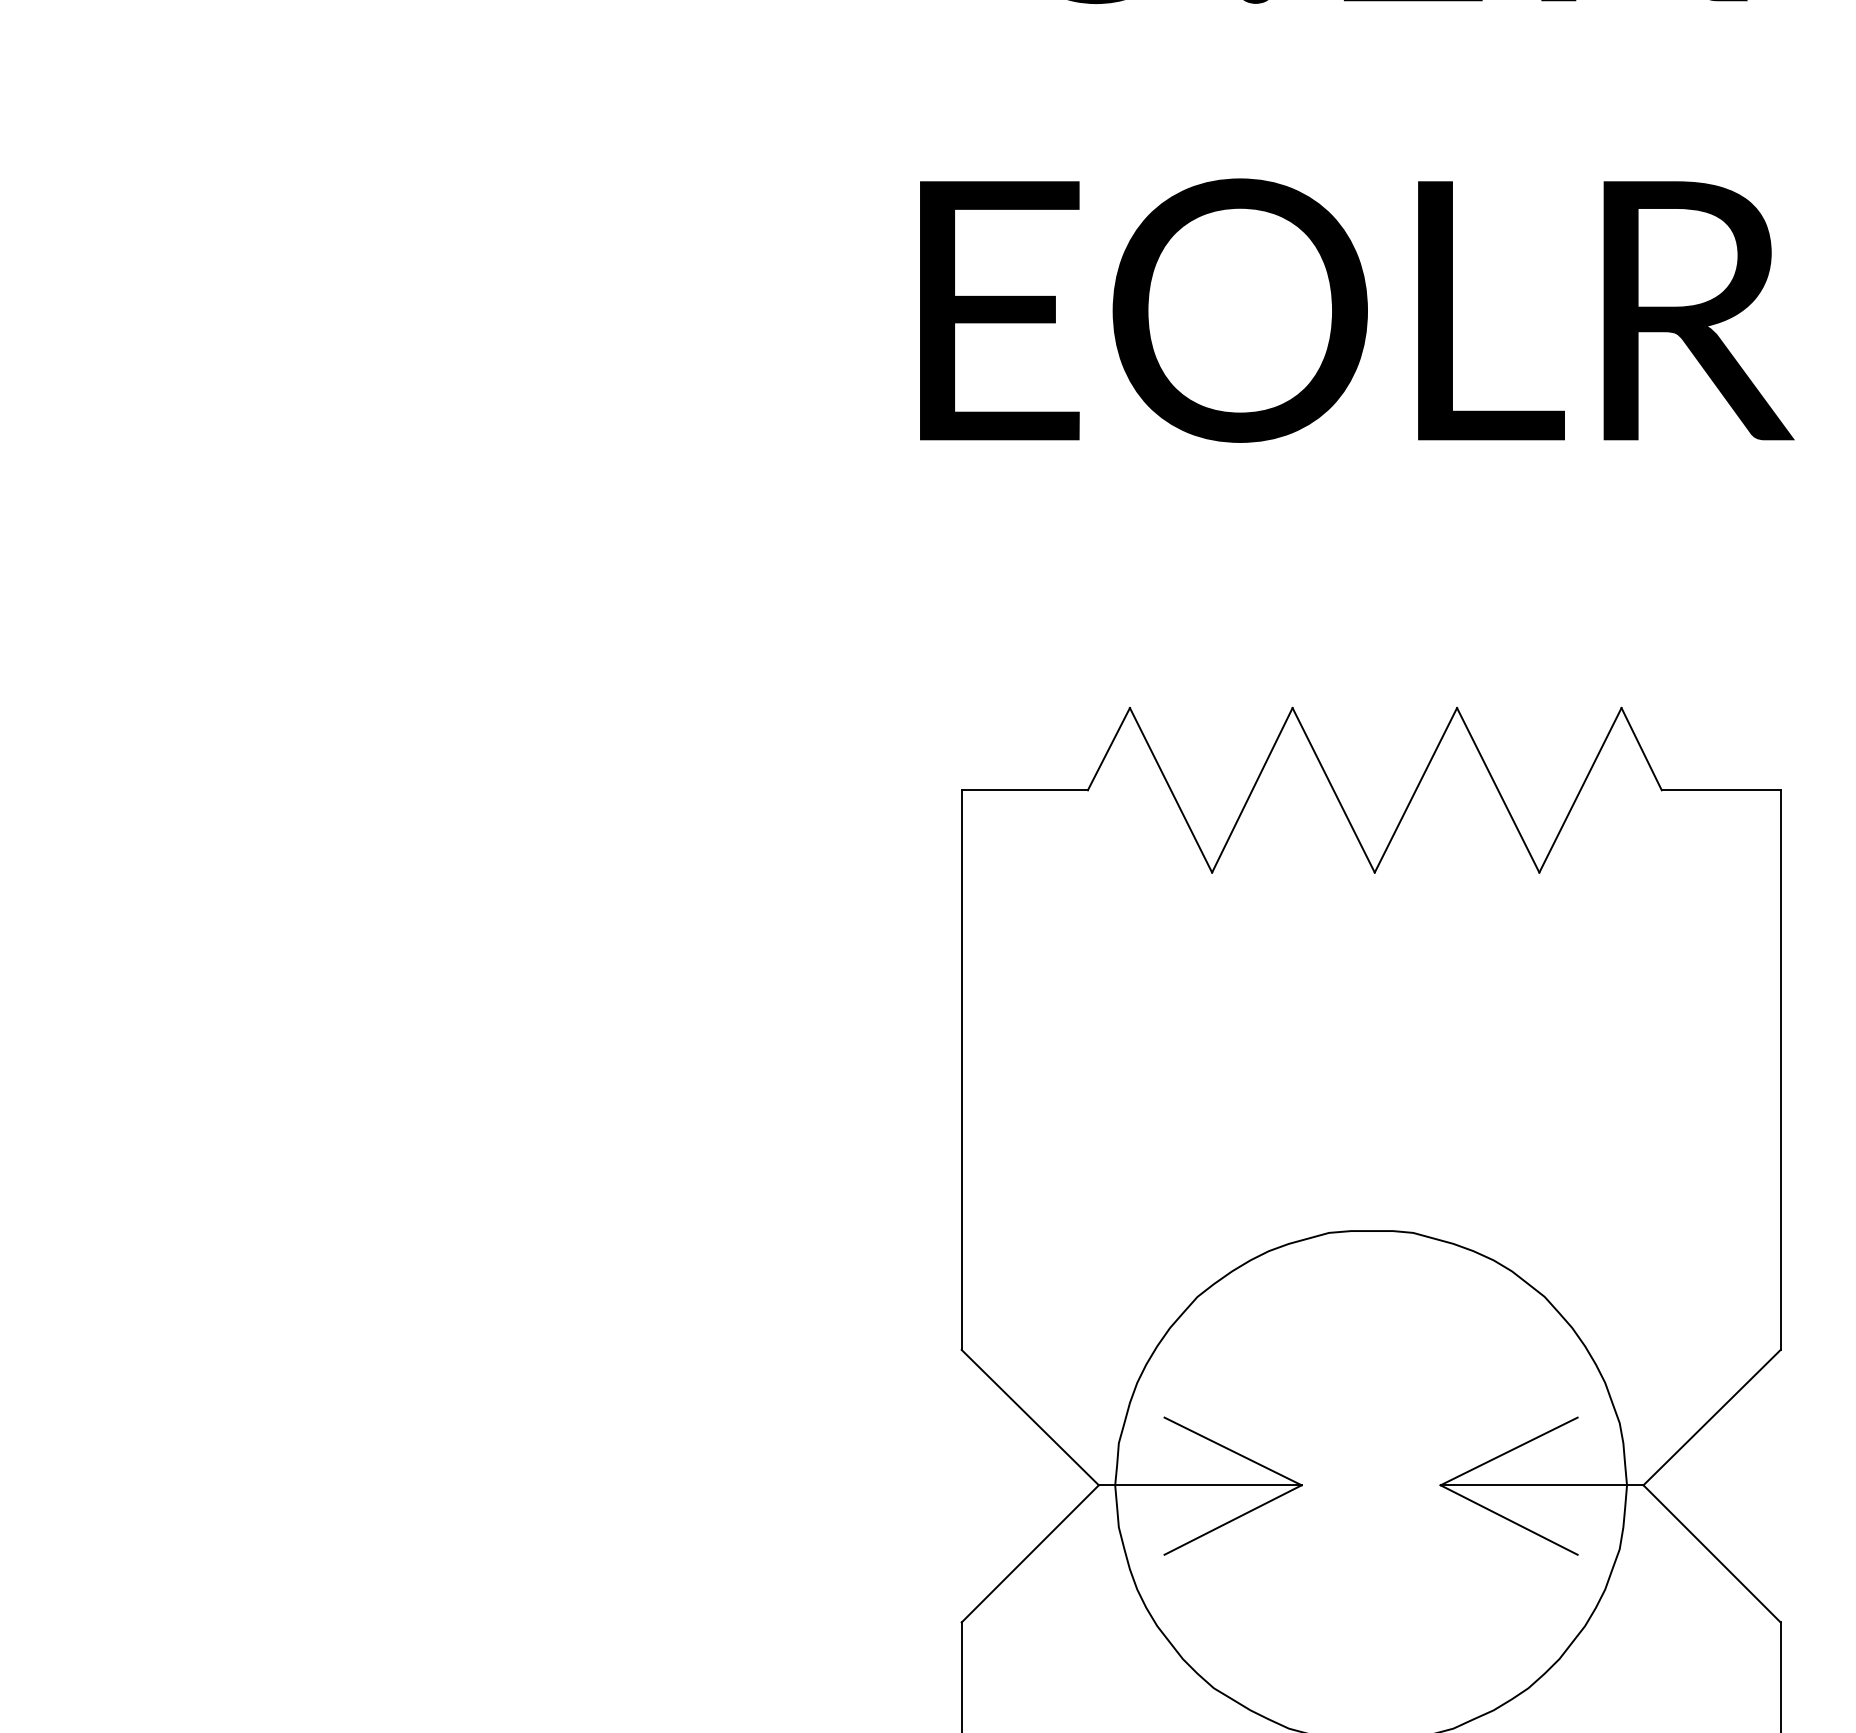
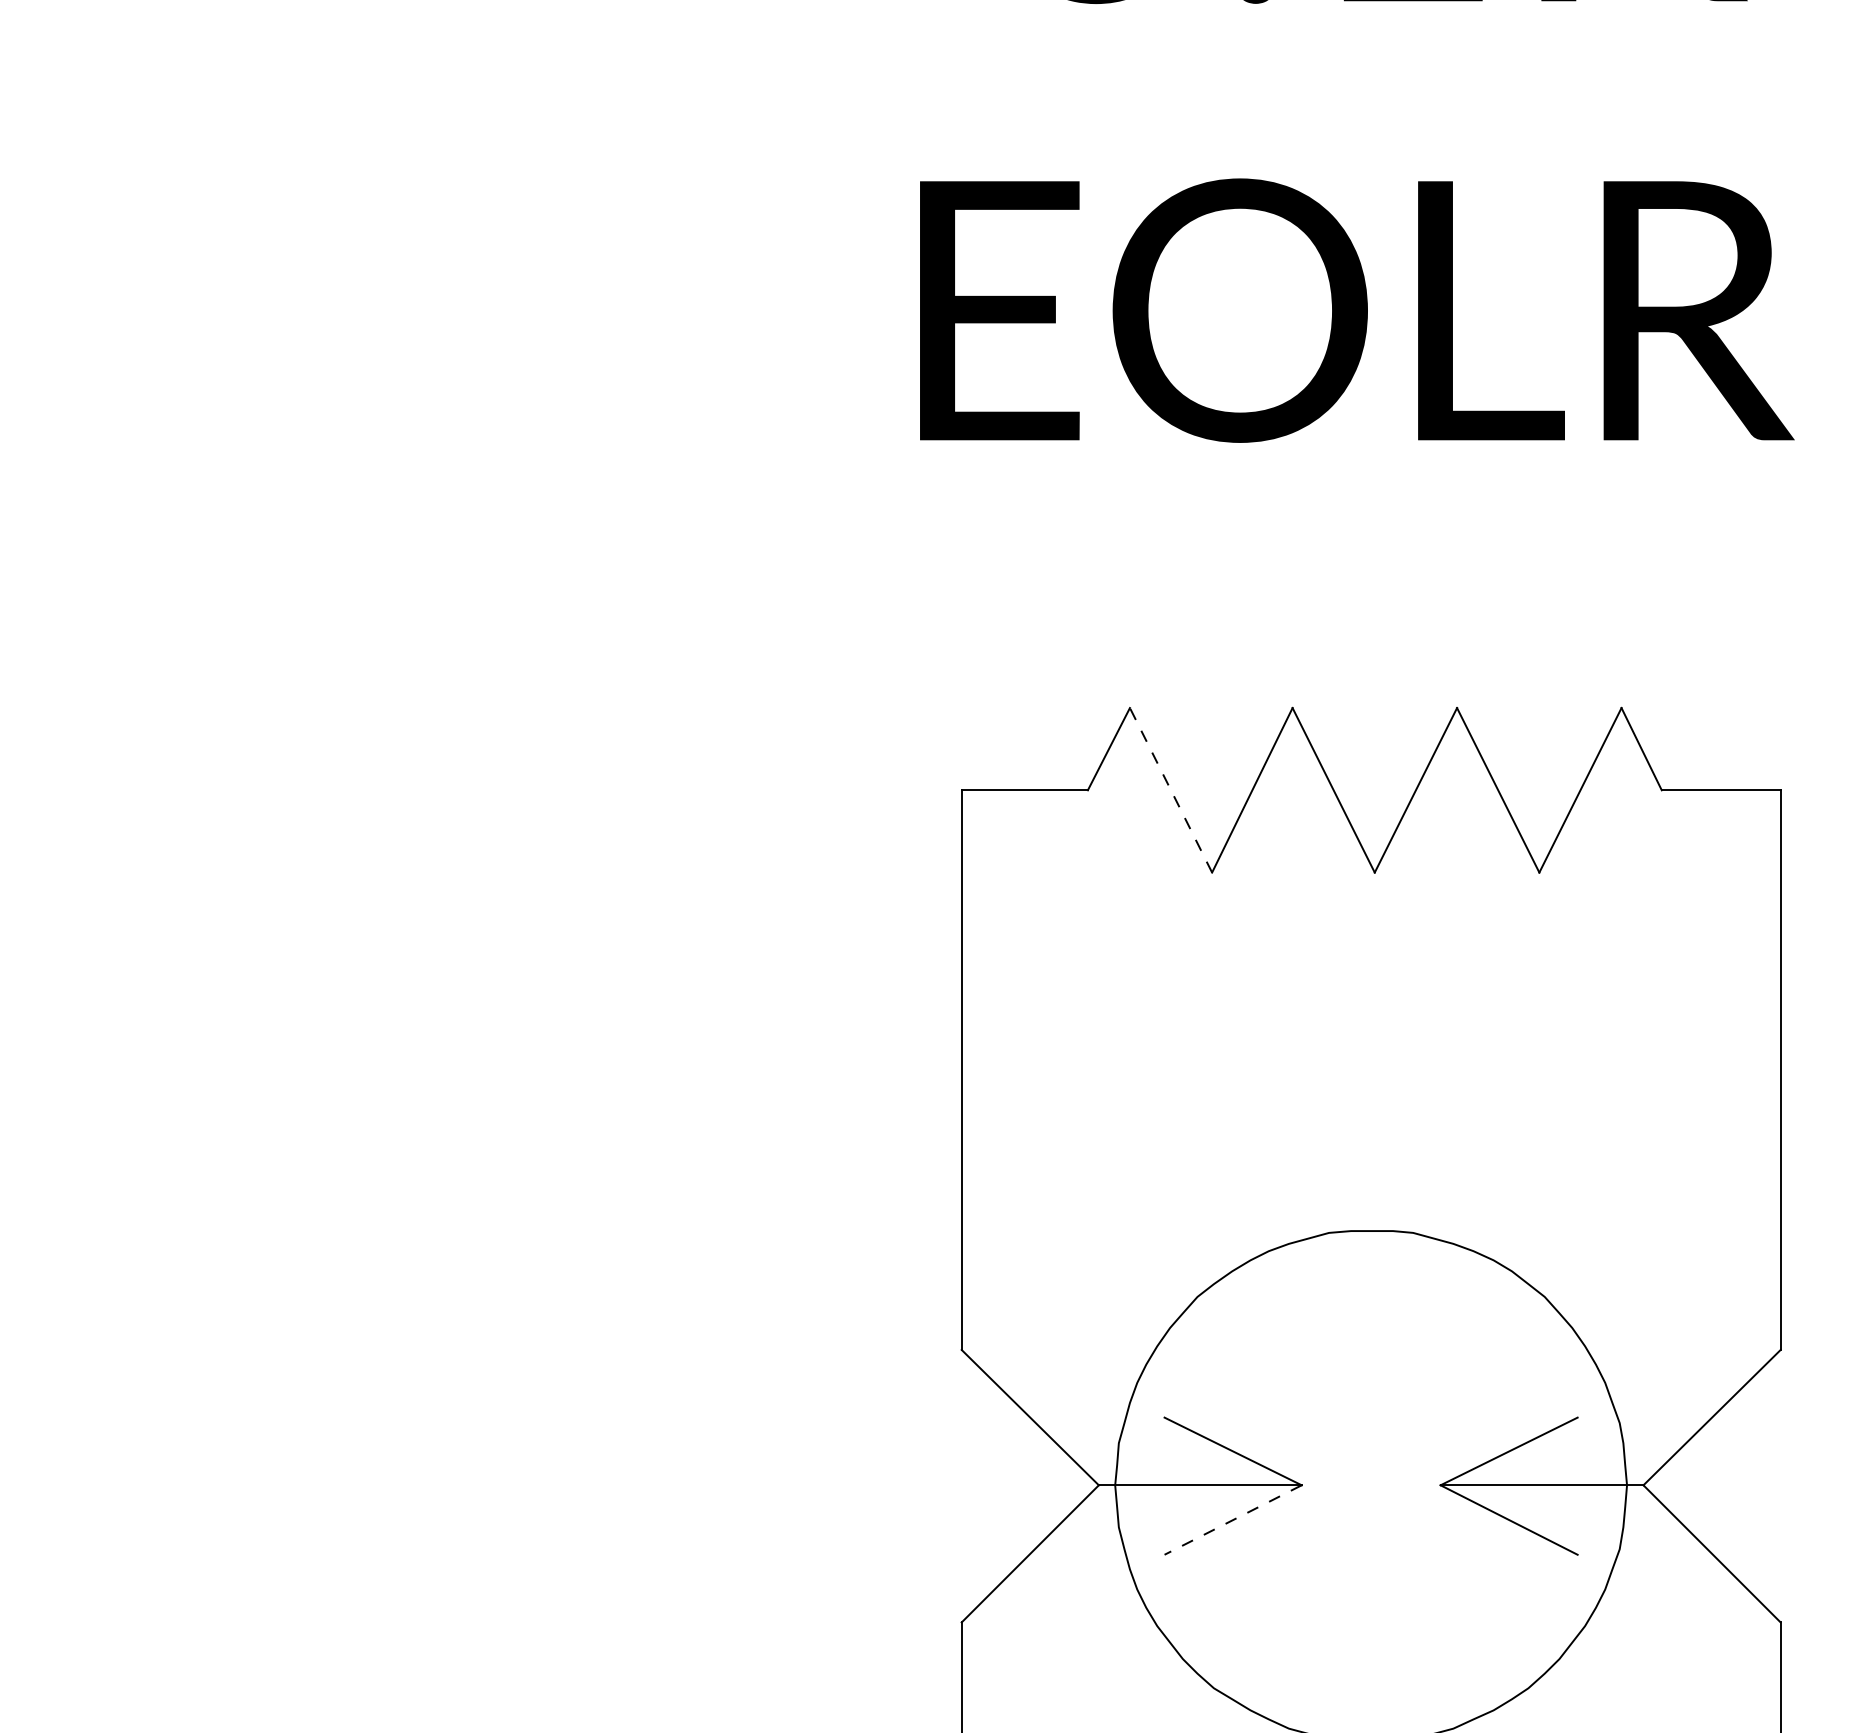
line: solid -> dashed (1171, 790)
line: solid -> dashed (1233, 1520)
